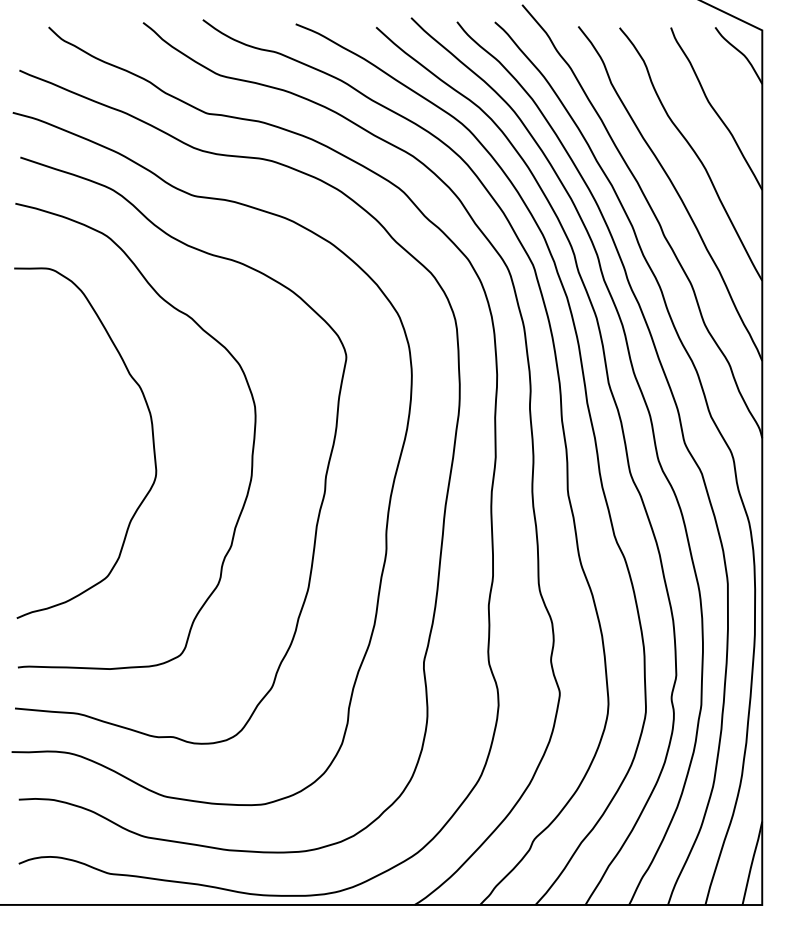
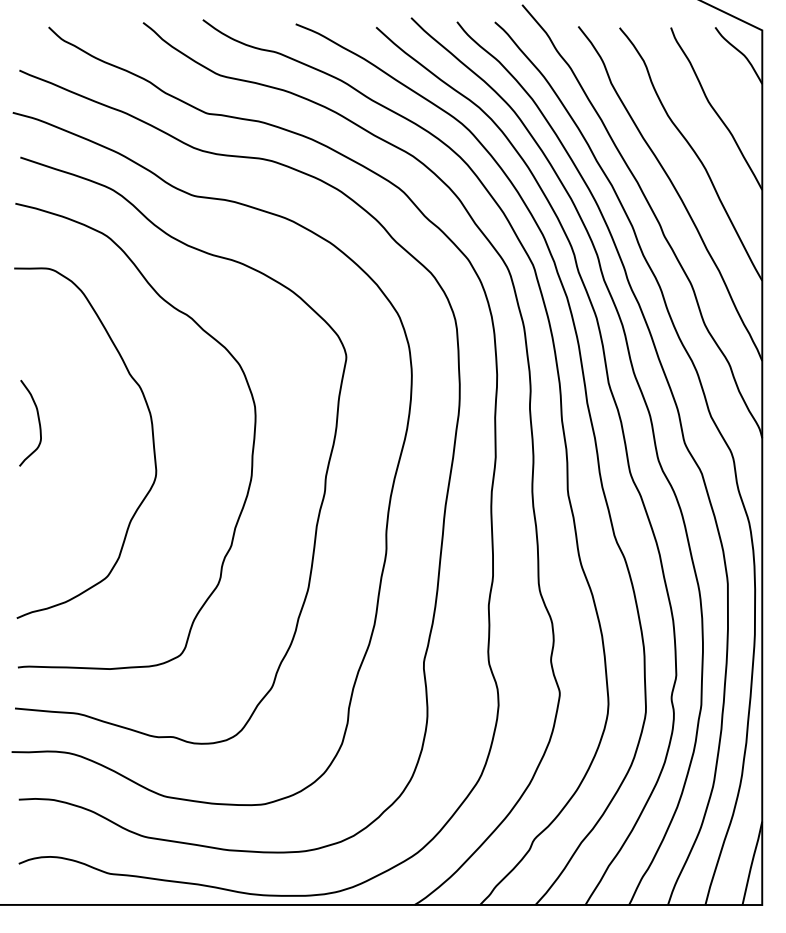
curve: none -> present (38, 422)
